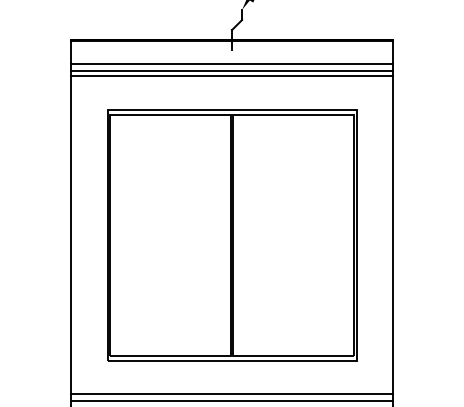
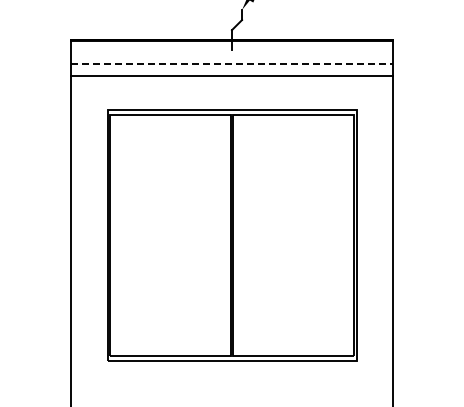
line: solid -> dashed (232, 64)
line: present -> none (231, 70)
line: present -> none (231, 393)
line: present -> none (231, 400)
